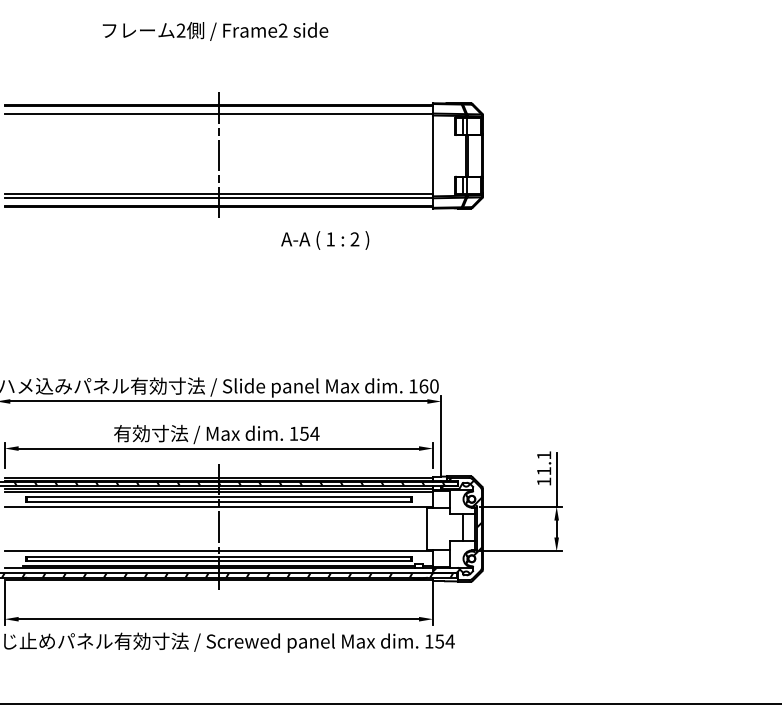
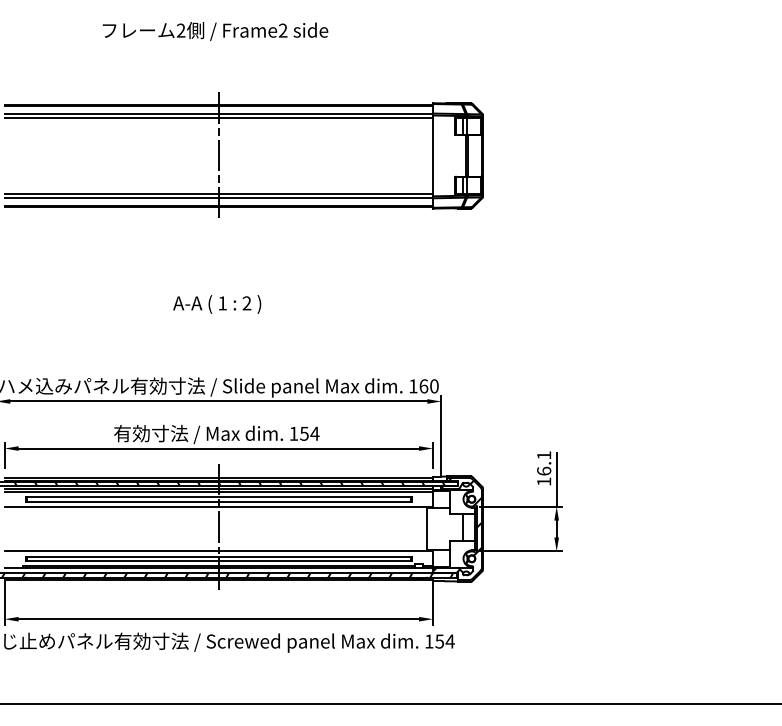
line: none -> present (218, 118)
text position: (325, 240) -> (217, 304) (217, 304)
text: 11.1 -> 16.1 (544, 470)
